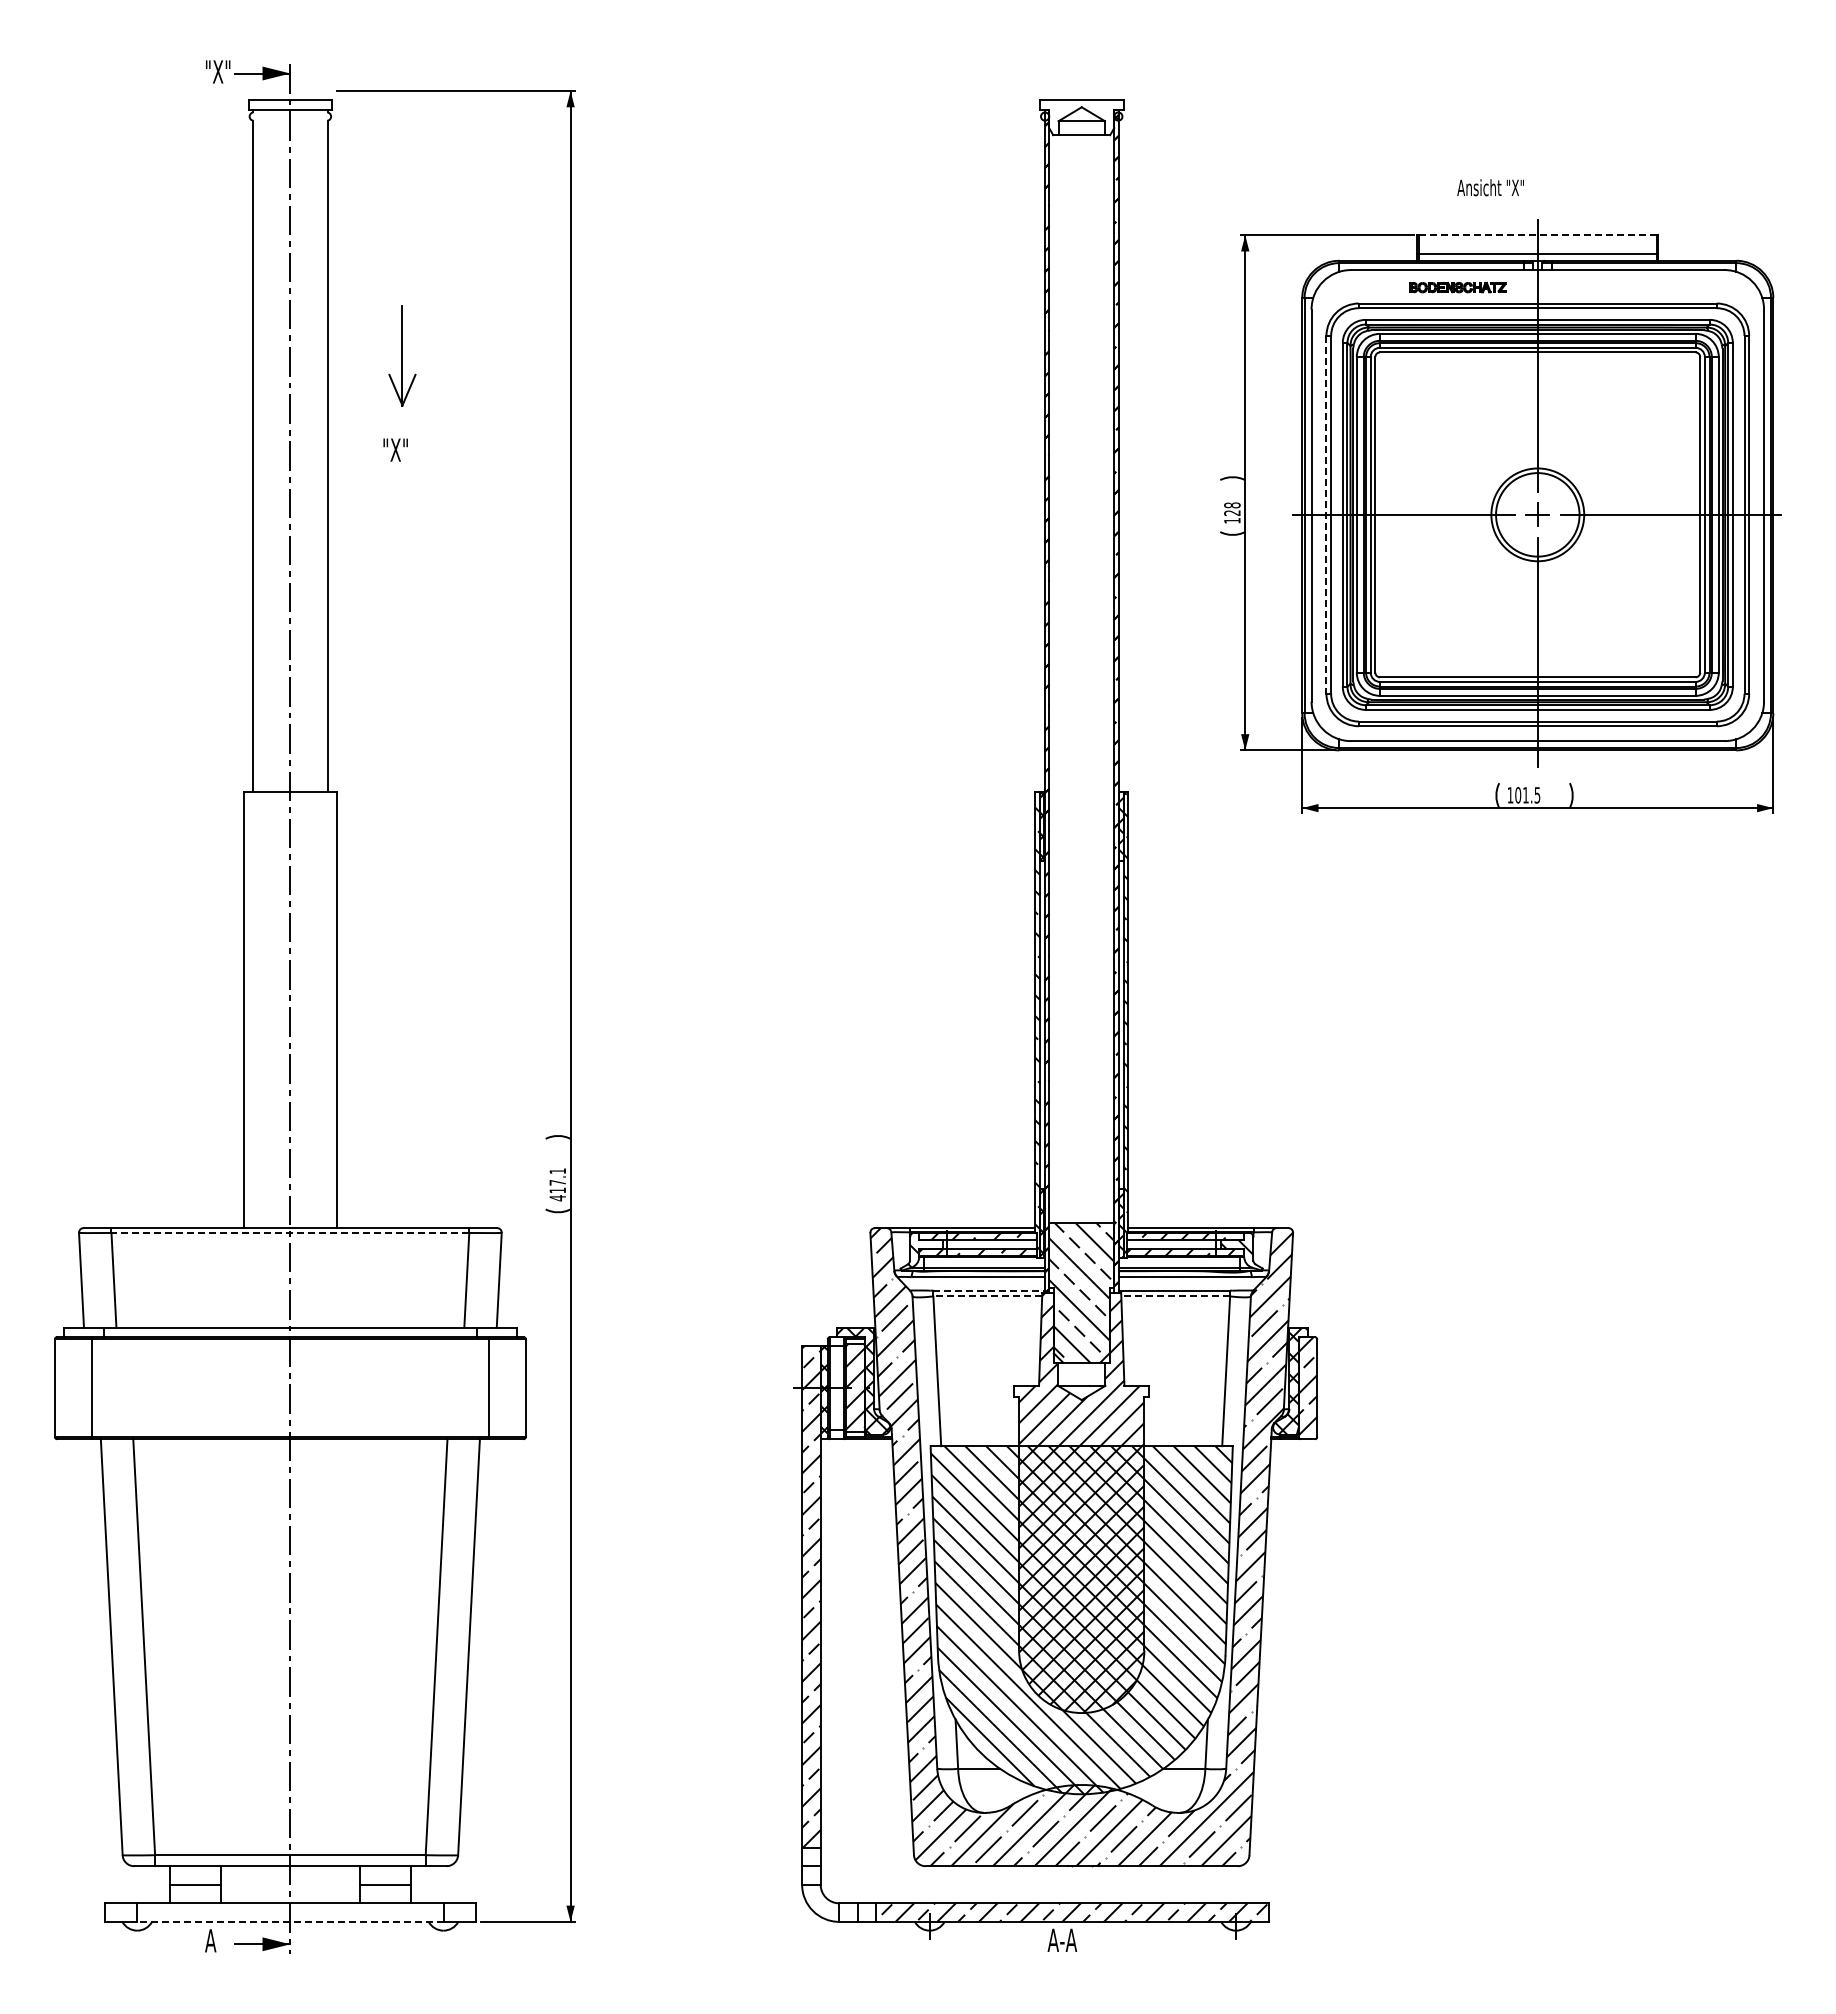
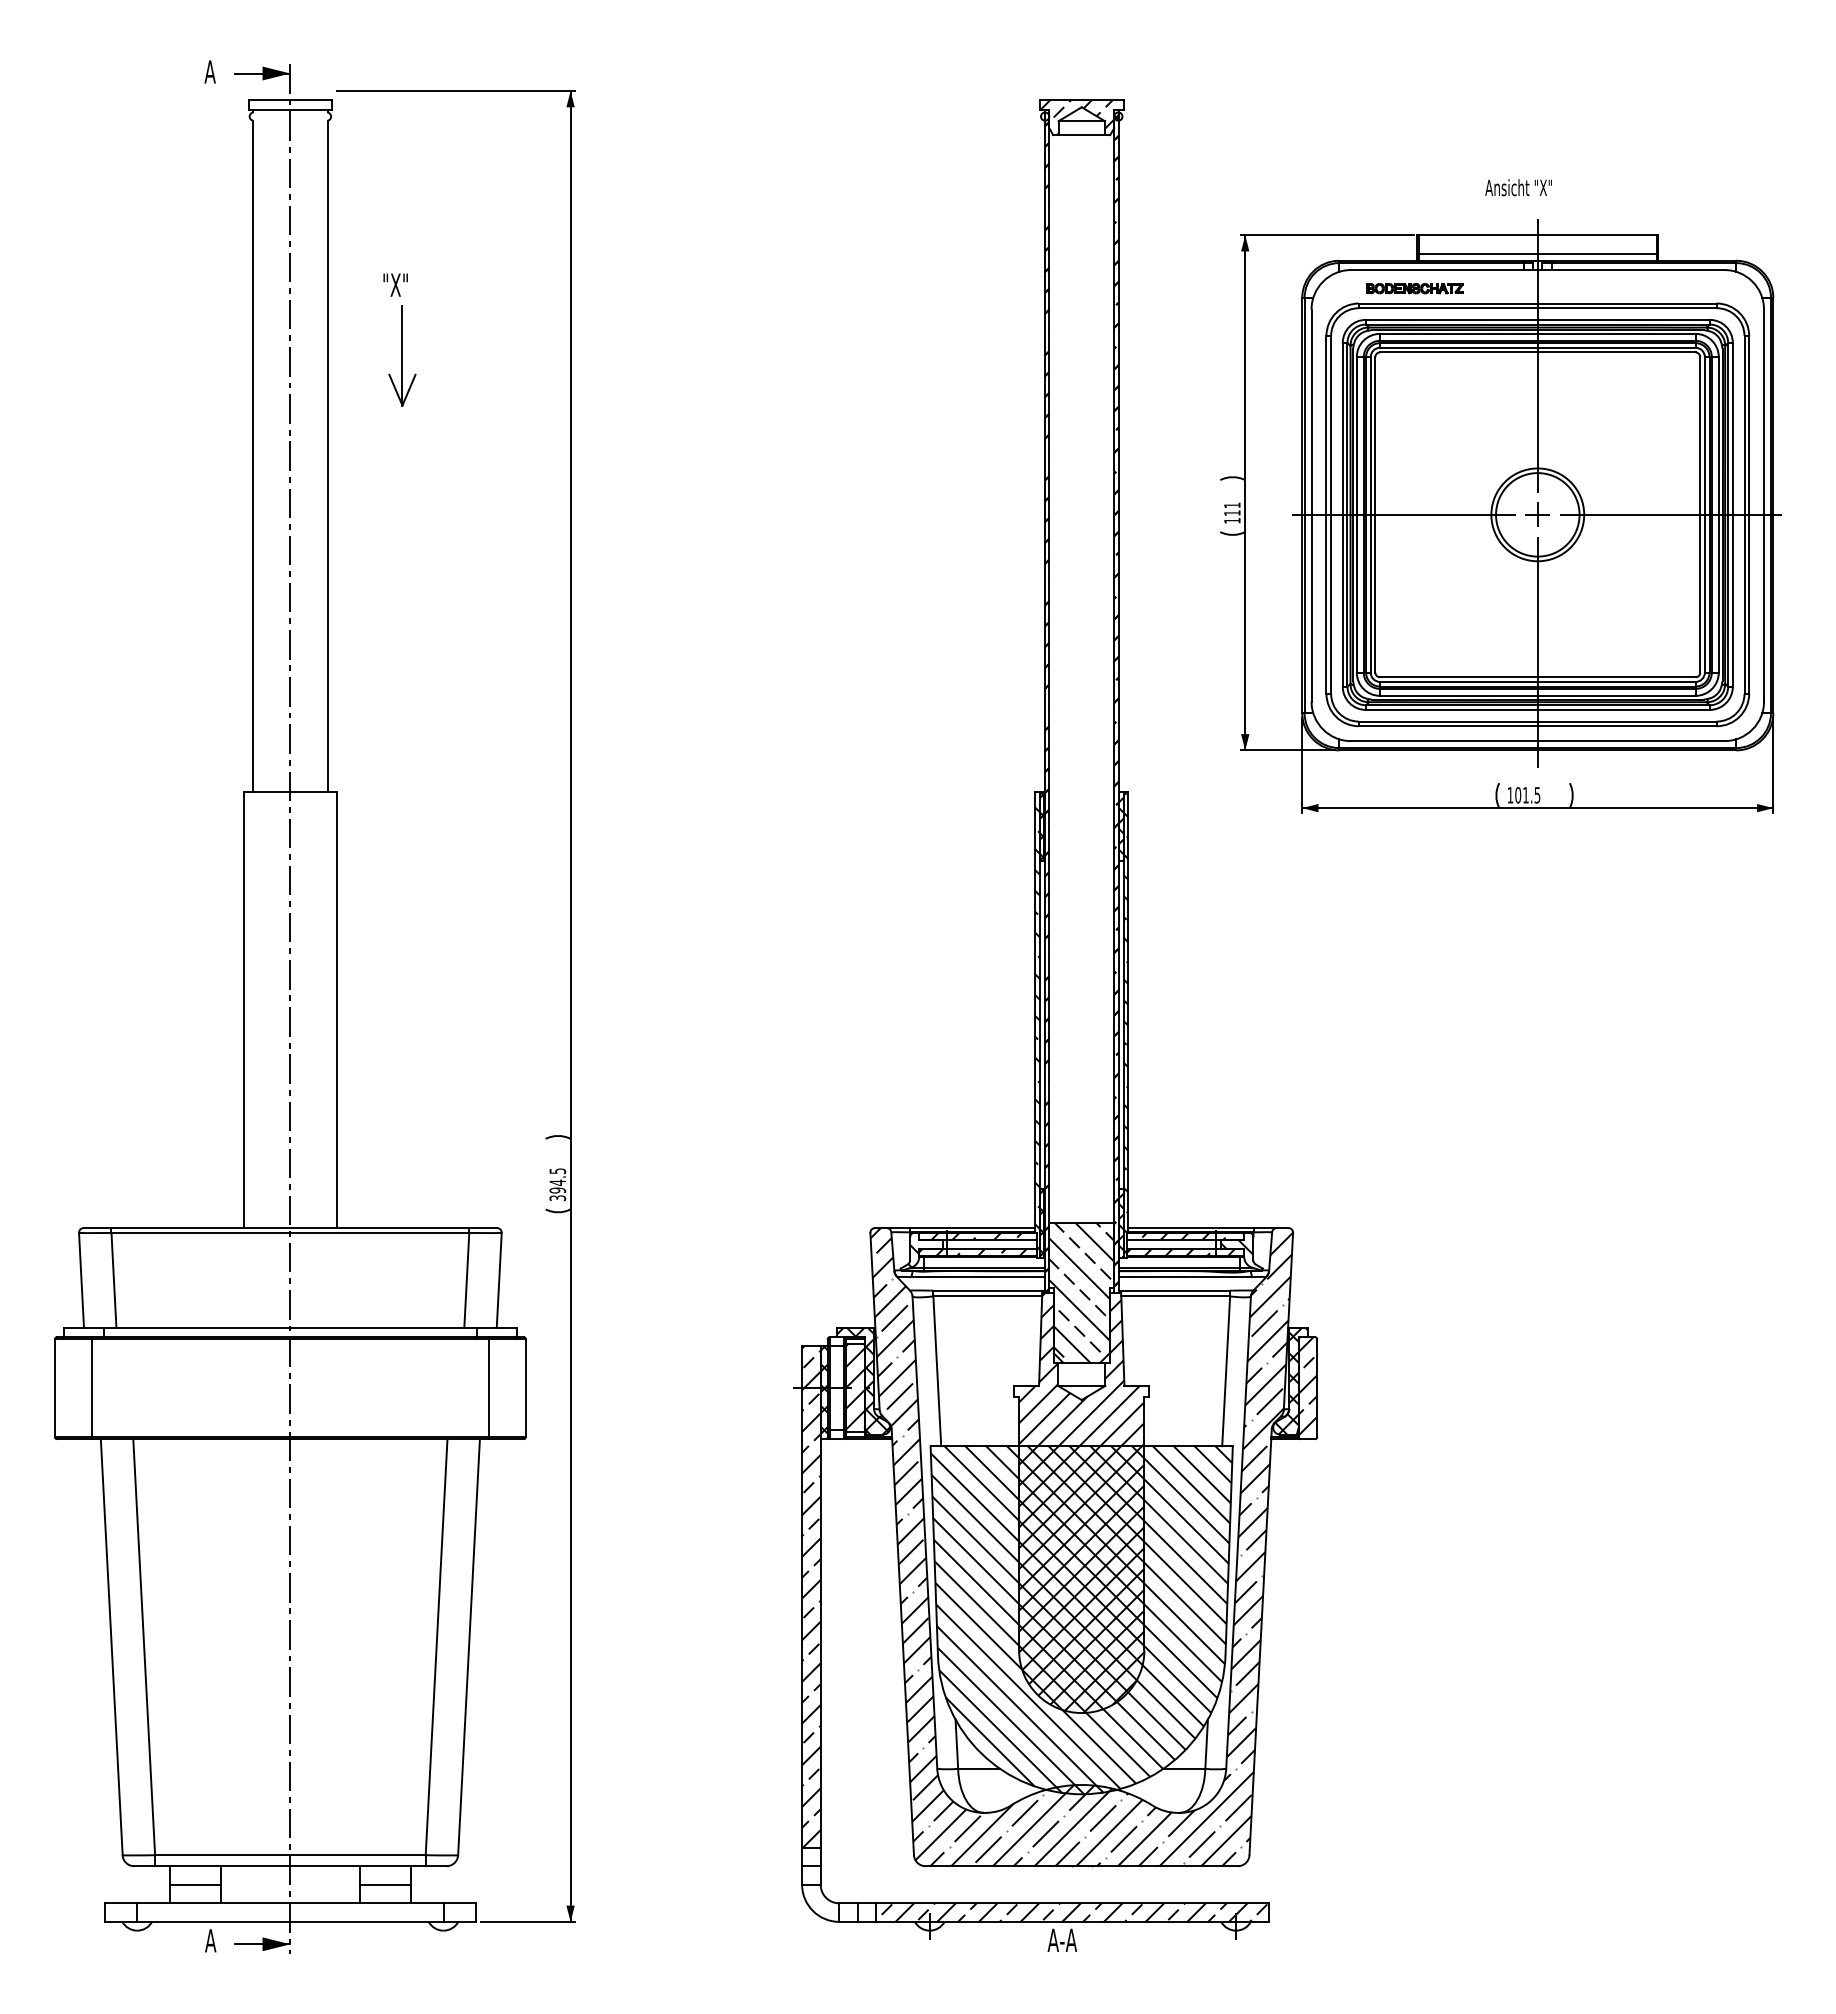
text: "X" -> A (217, 71)
hatch: none -> present (1077, 117)
text position: (1490, 187) -> (1518, 187) (1518, 187)
line: dashed -> solid (1537, 235)
part position: (1457, 287) -> (1414, 288) (1414, 288)
text position: (395, 449) -> (395, 284) (395, 284)
text: 128 -> 111 (1232, 509)
line: dashed -> solid (1326, 514)
text: 417.1 -> 394.5 (557, 1184)
line: dashed -> solid (290, 1232)
line: dashed -> solid (989, 1290)
line: dashed -> solid (987, 1296)
line: dashed -> solid (1175, 1296)
line: dashed -> solid (289, 1921)
